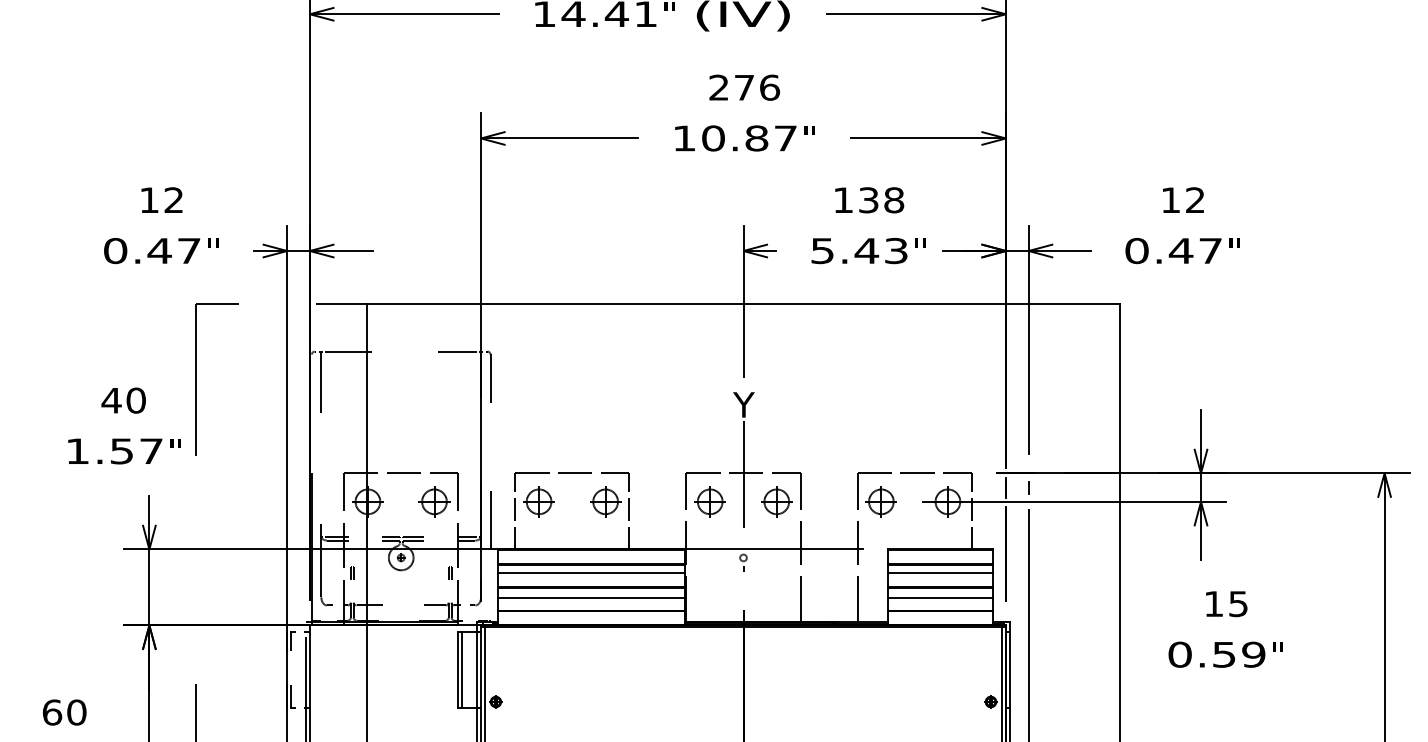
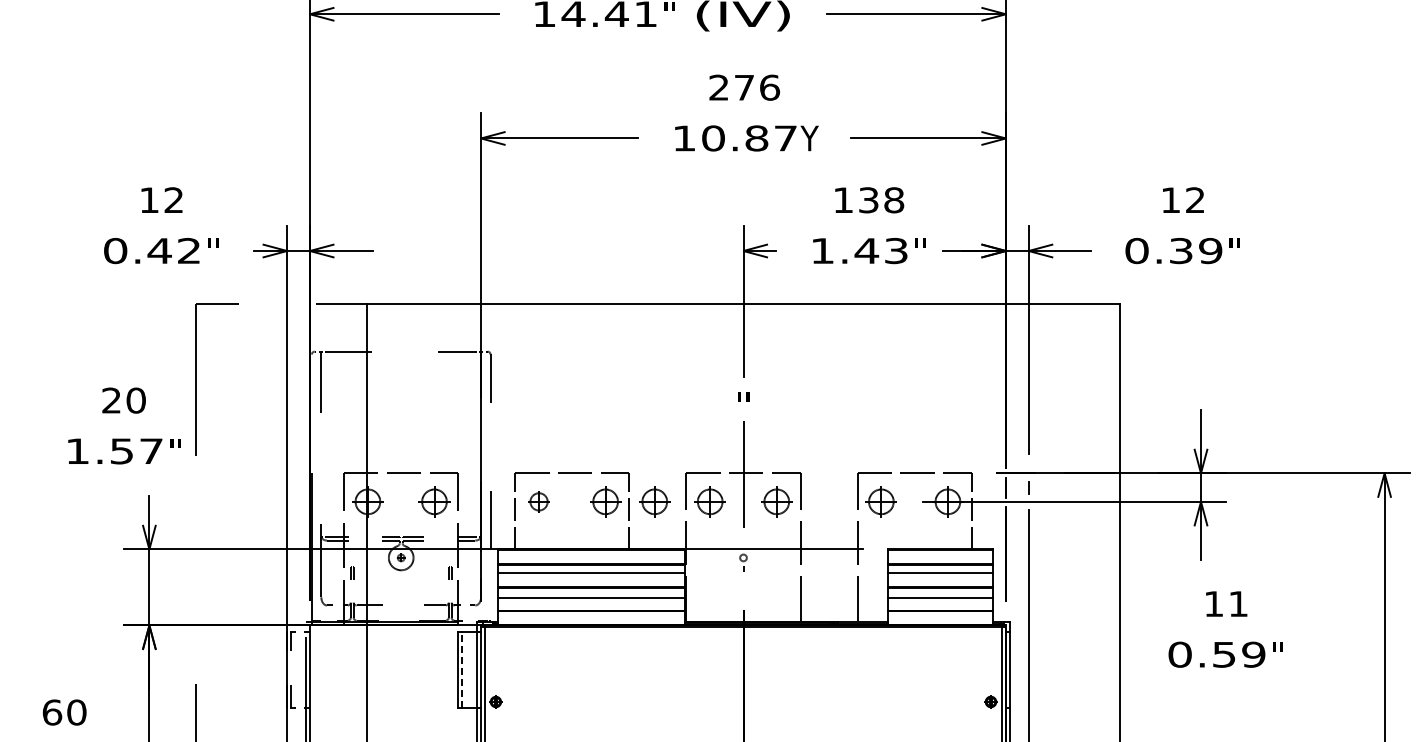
text: " -> Y (809, 138)
text: 0.47 -> 0.42 (189, 250)
text: 0.47 -> 0.39 (1195, 250)
text: 5.43 -> 1.43 (822, 251)
text: 40 -> 20 (111, 400)
text: Y -> " (743, 404)
part size: 32x32 px -> 22x22 px (538, 501)
part: none -> present (654, 501)
text: 15 -> 11 (1238, 604)
line: solid -> dashed (462, 669)
